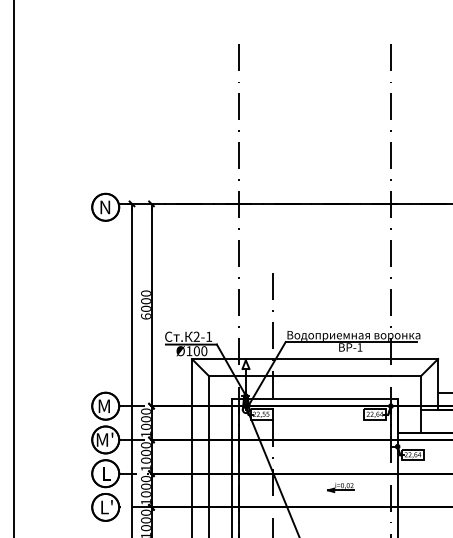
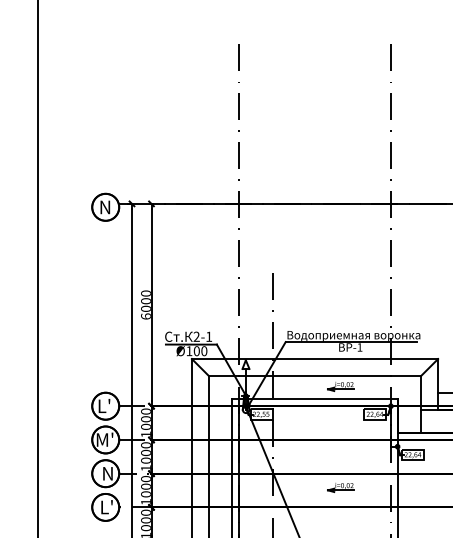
line position: (13, 268) -> (37, 268) (37, 268)
part: none -> present (340, 386)
text: M -> L' (105, 405)
text: L -> N (107, 473)
